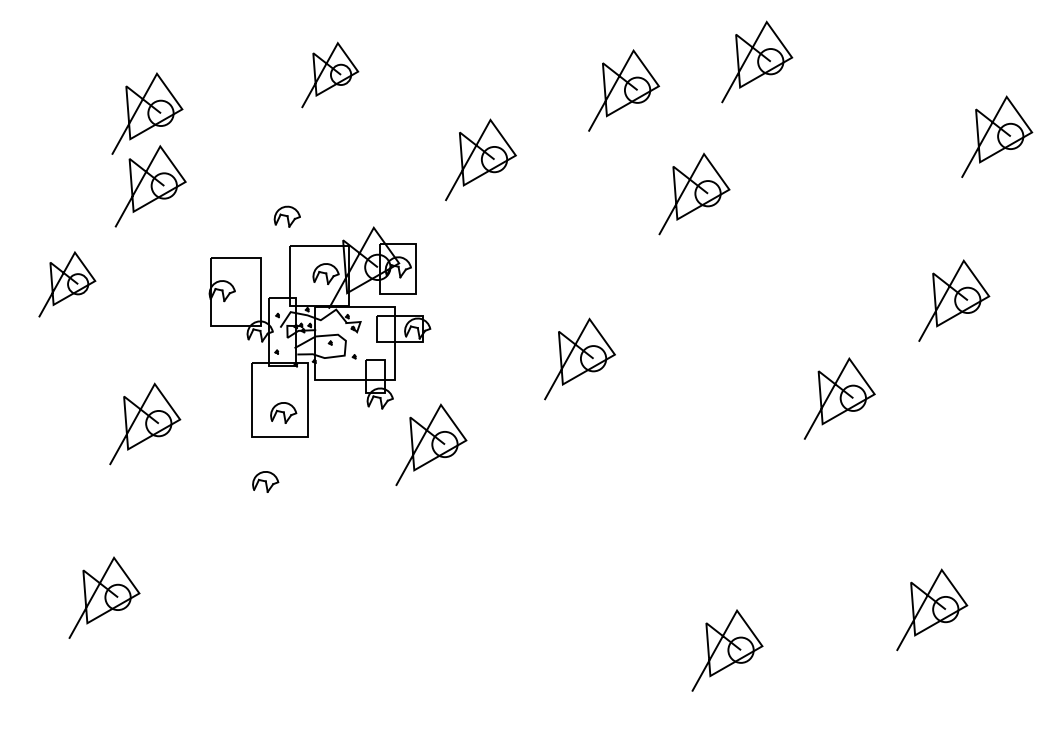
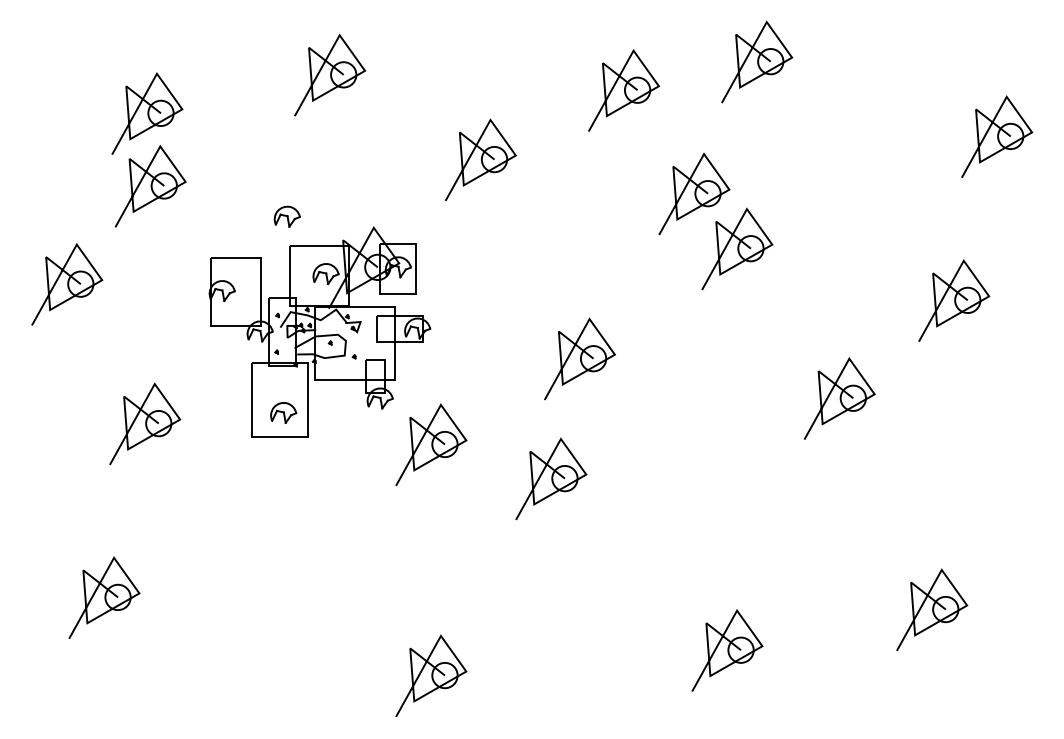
part size: 59x68 px -> 73x84 px (330, 74)
part: none -> present (737, 248)
part size: 59x67 px -> 73x83 px (67, 284)
part: none -> present (551, 478)
part: present -> none (265, 481)
part: none -> present (431, 675)
